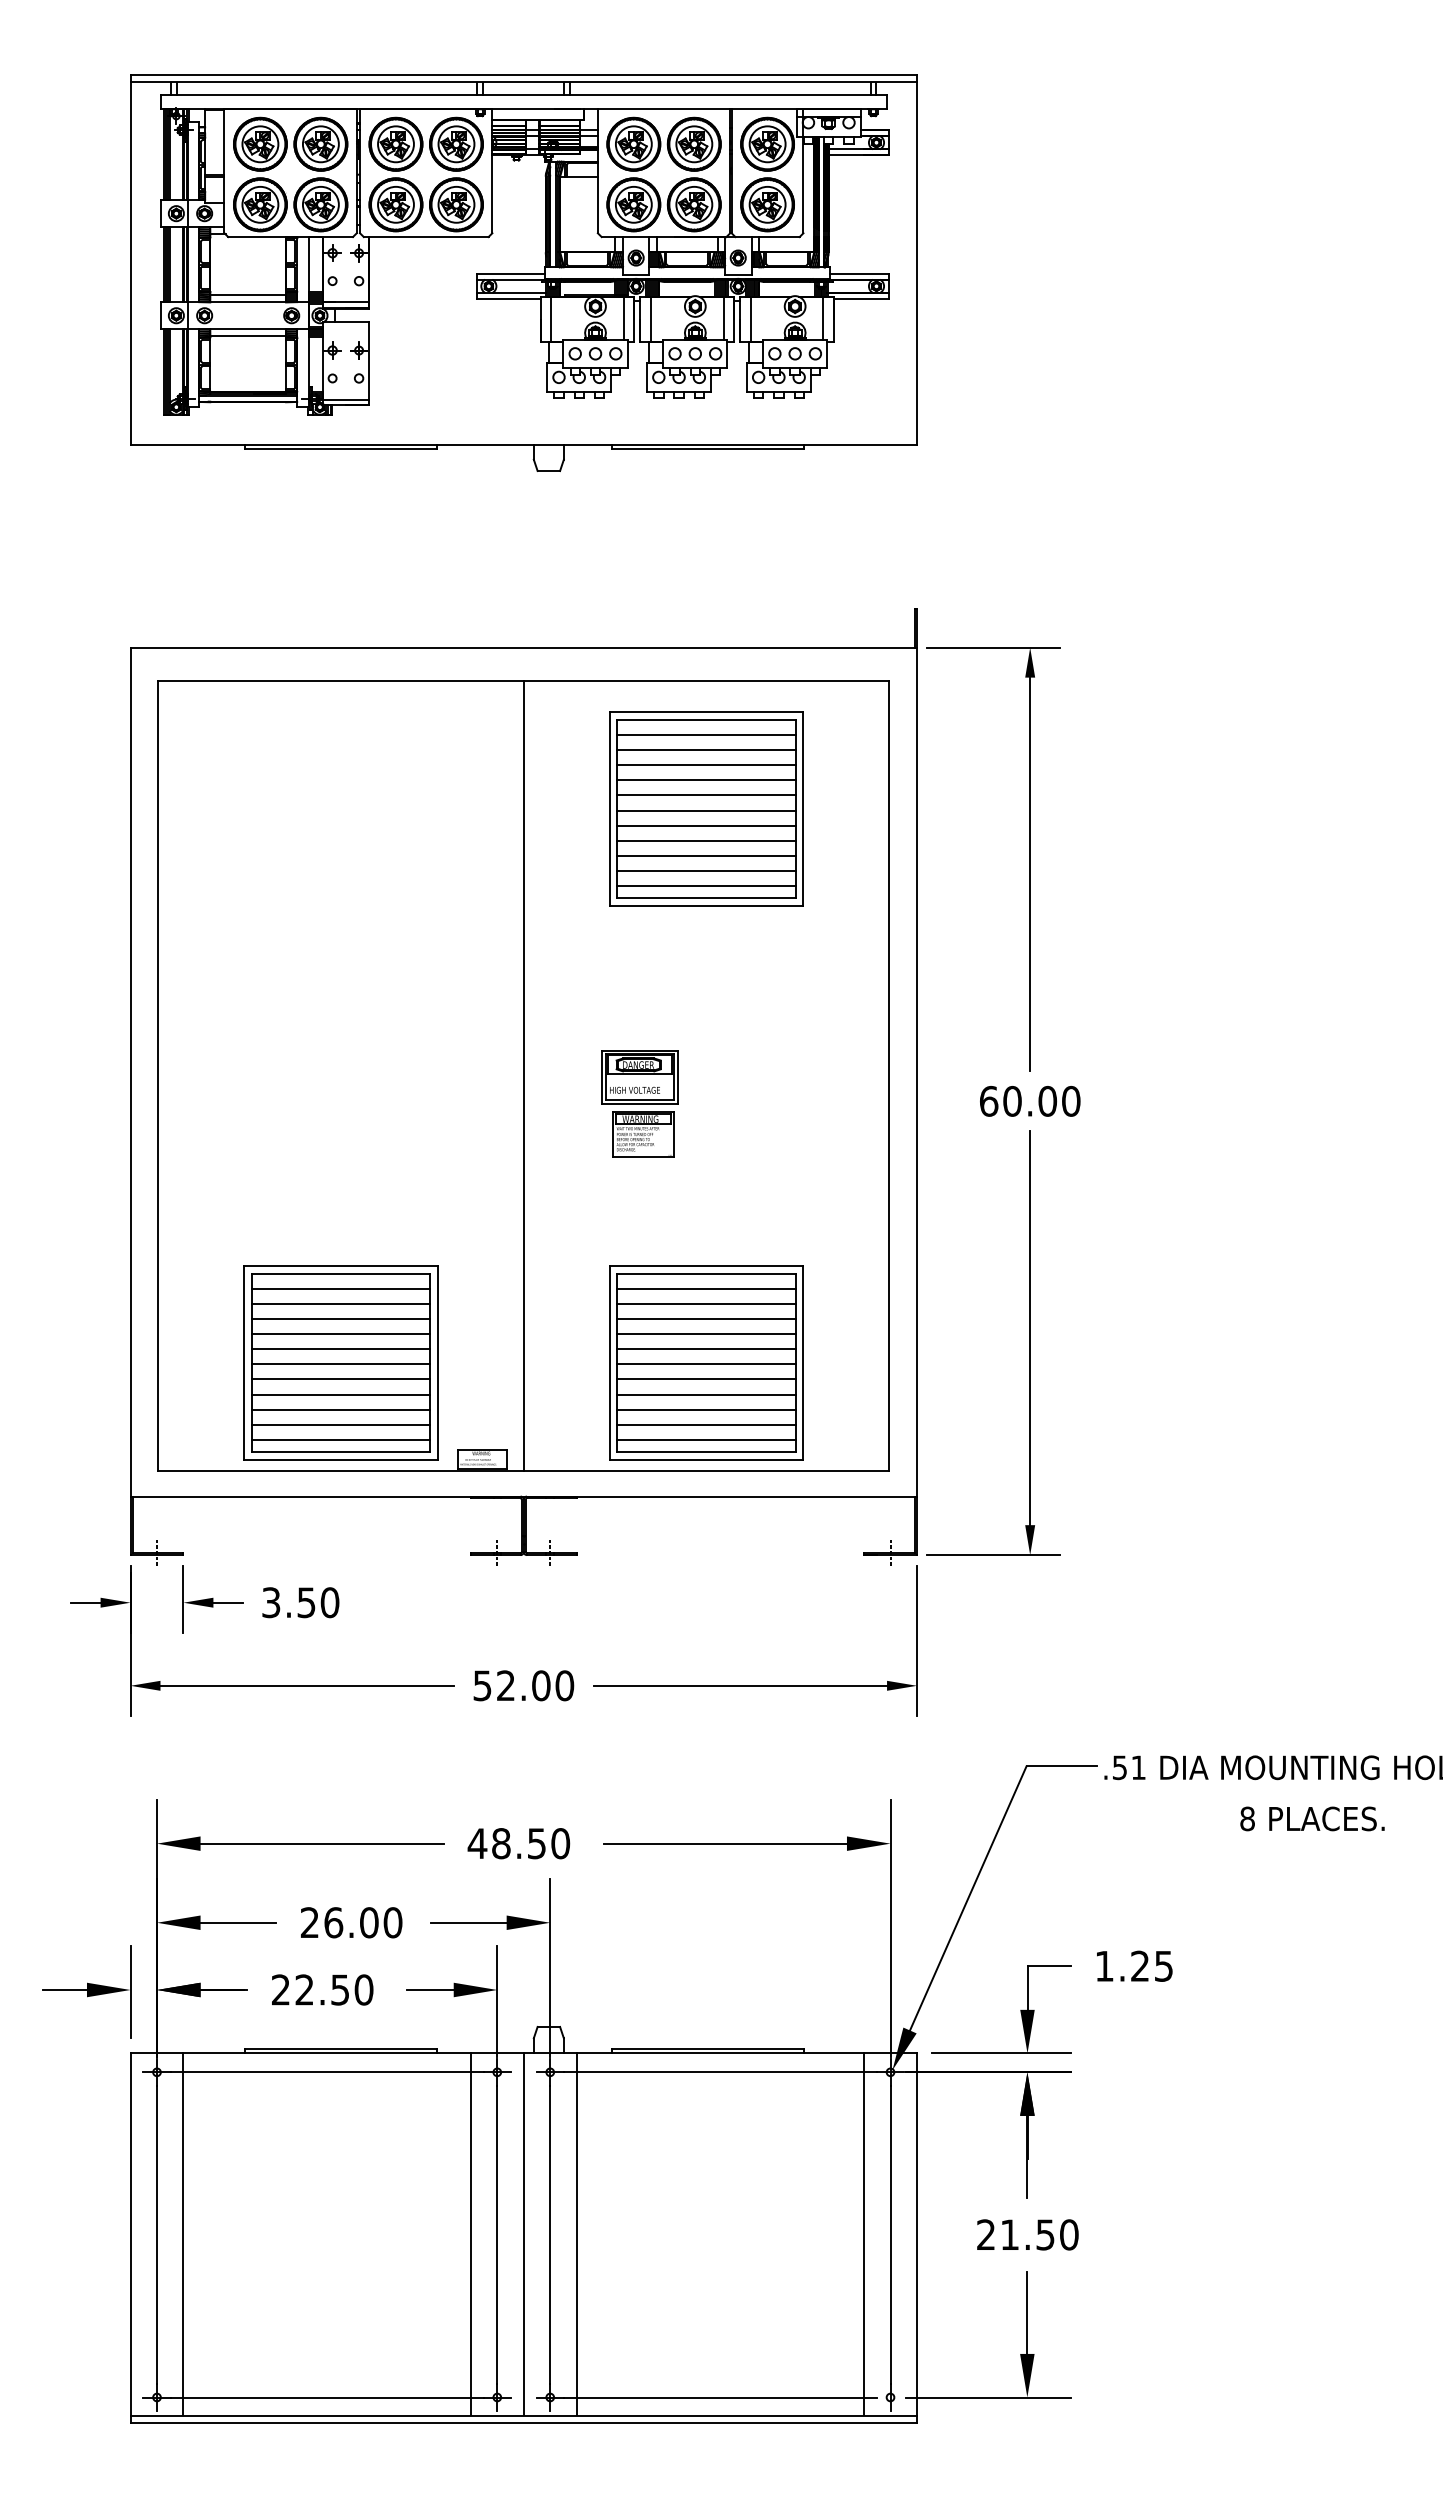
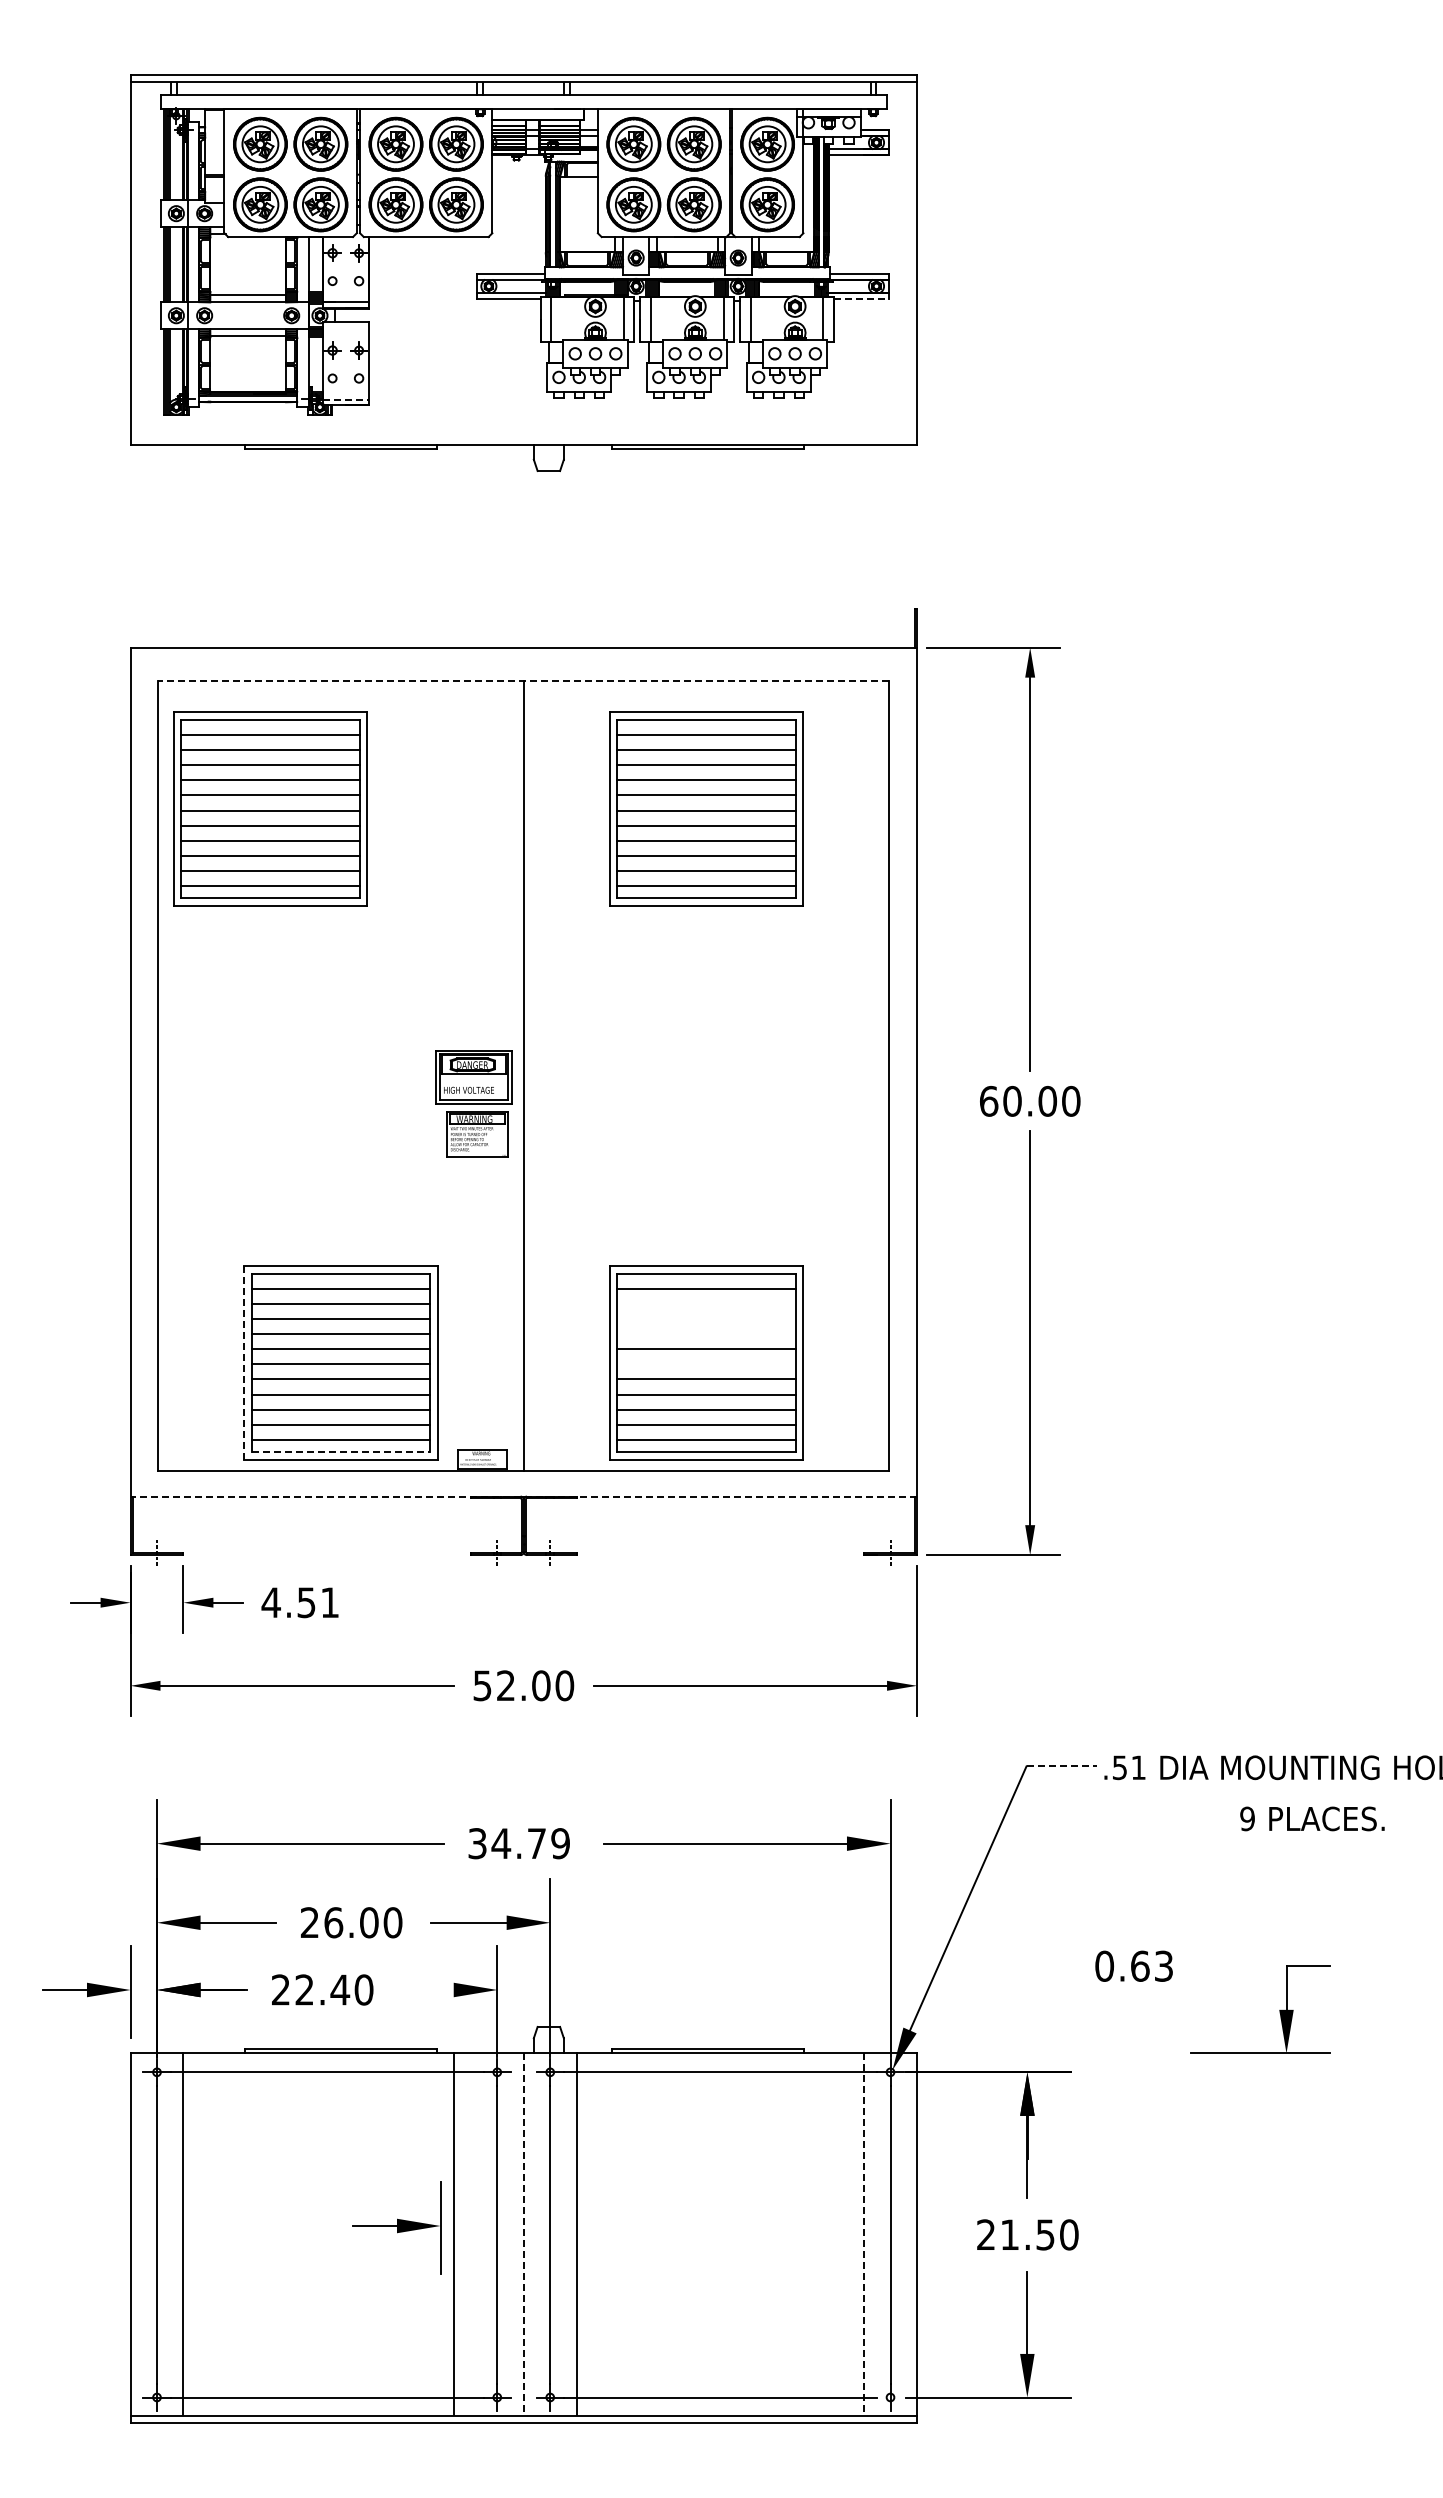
line: solid -> dashed (861, 298)
line: solid -> dashed (345, 399)
line: solid -> dashed (523, 680)
part: none -> present (270, 808)
part position: (639, 1103) -> (473, 1103) (473, 1103)
line: present -> none (706, 1303)
line: present -> none (706, 1319)
line: present -> none (706, 1334)
line: solid -> dashed (244, 1362)
line: present -> none (706, 1364)
line: solid -> dashed (341, 1452)
line: solid -> dashed (523, 1496)
text: 3.50 -> 4.51 (300, 1602)
line: solid -> dashed (1062, 1766)
text: 8 -> 9 (1247, 1818)
text: 48.50 -> 34.79 (518, 1843)
text: 1.25 -> 0.63 (1133, 1965)
text: 22.50 -> 22.40 (340, 1989)
line: present -> none (429, 1990)
part position: (1020, 2010) -> (1279, 2010) (1279, 2010)
part: none -> present (396, 2227)
line position: (470, 2234) -> (453, 2234) (453, 2234)
line: solid -> dashed (523, 2234)
line: solid -> dashed (864, 2234)
